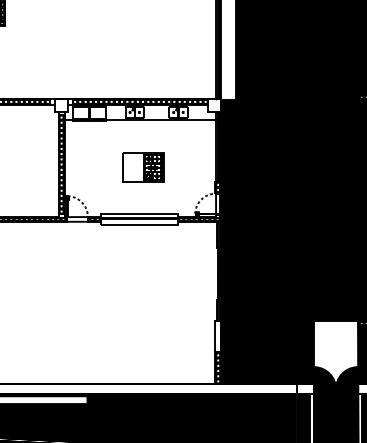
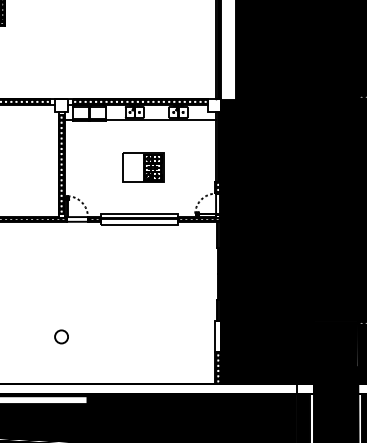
circle: none -> present (61, 336)
fill: none -> present (335, 355)
